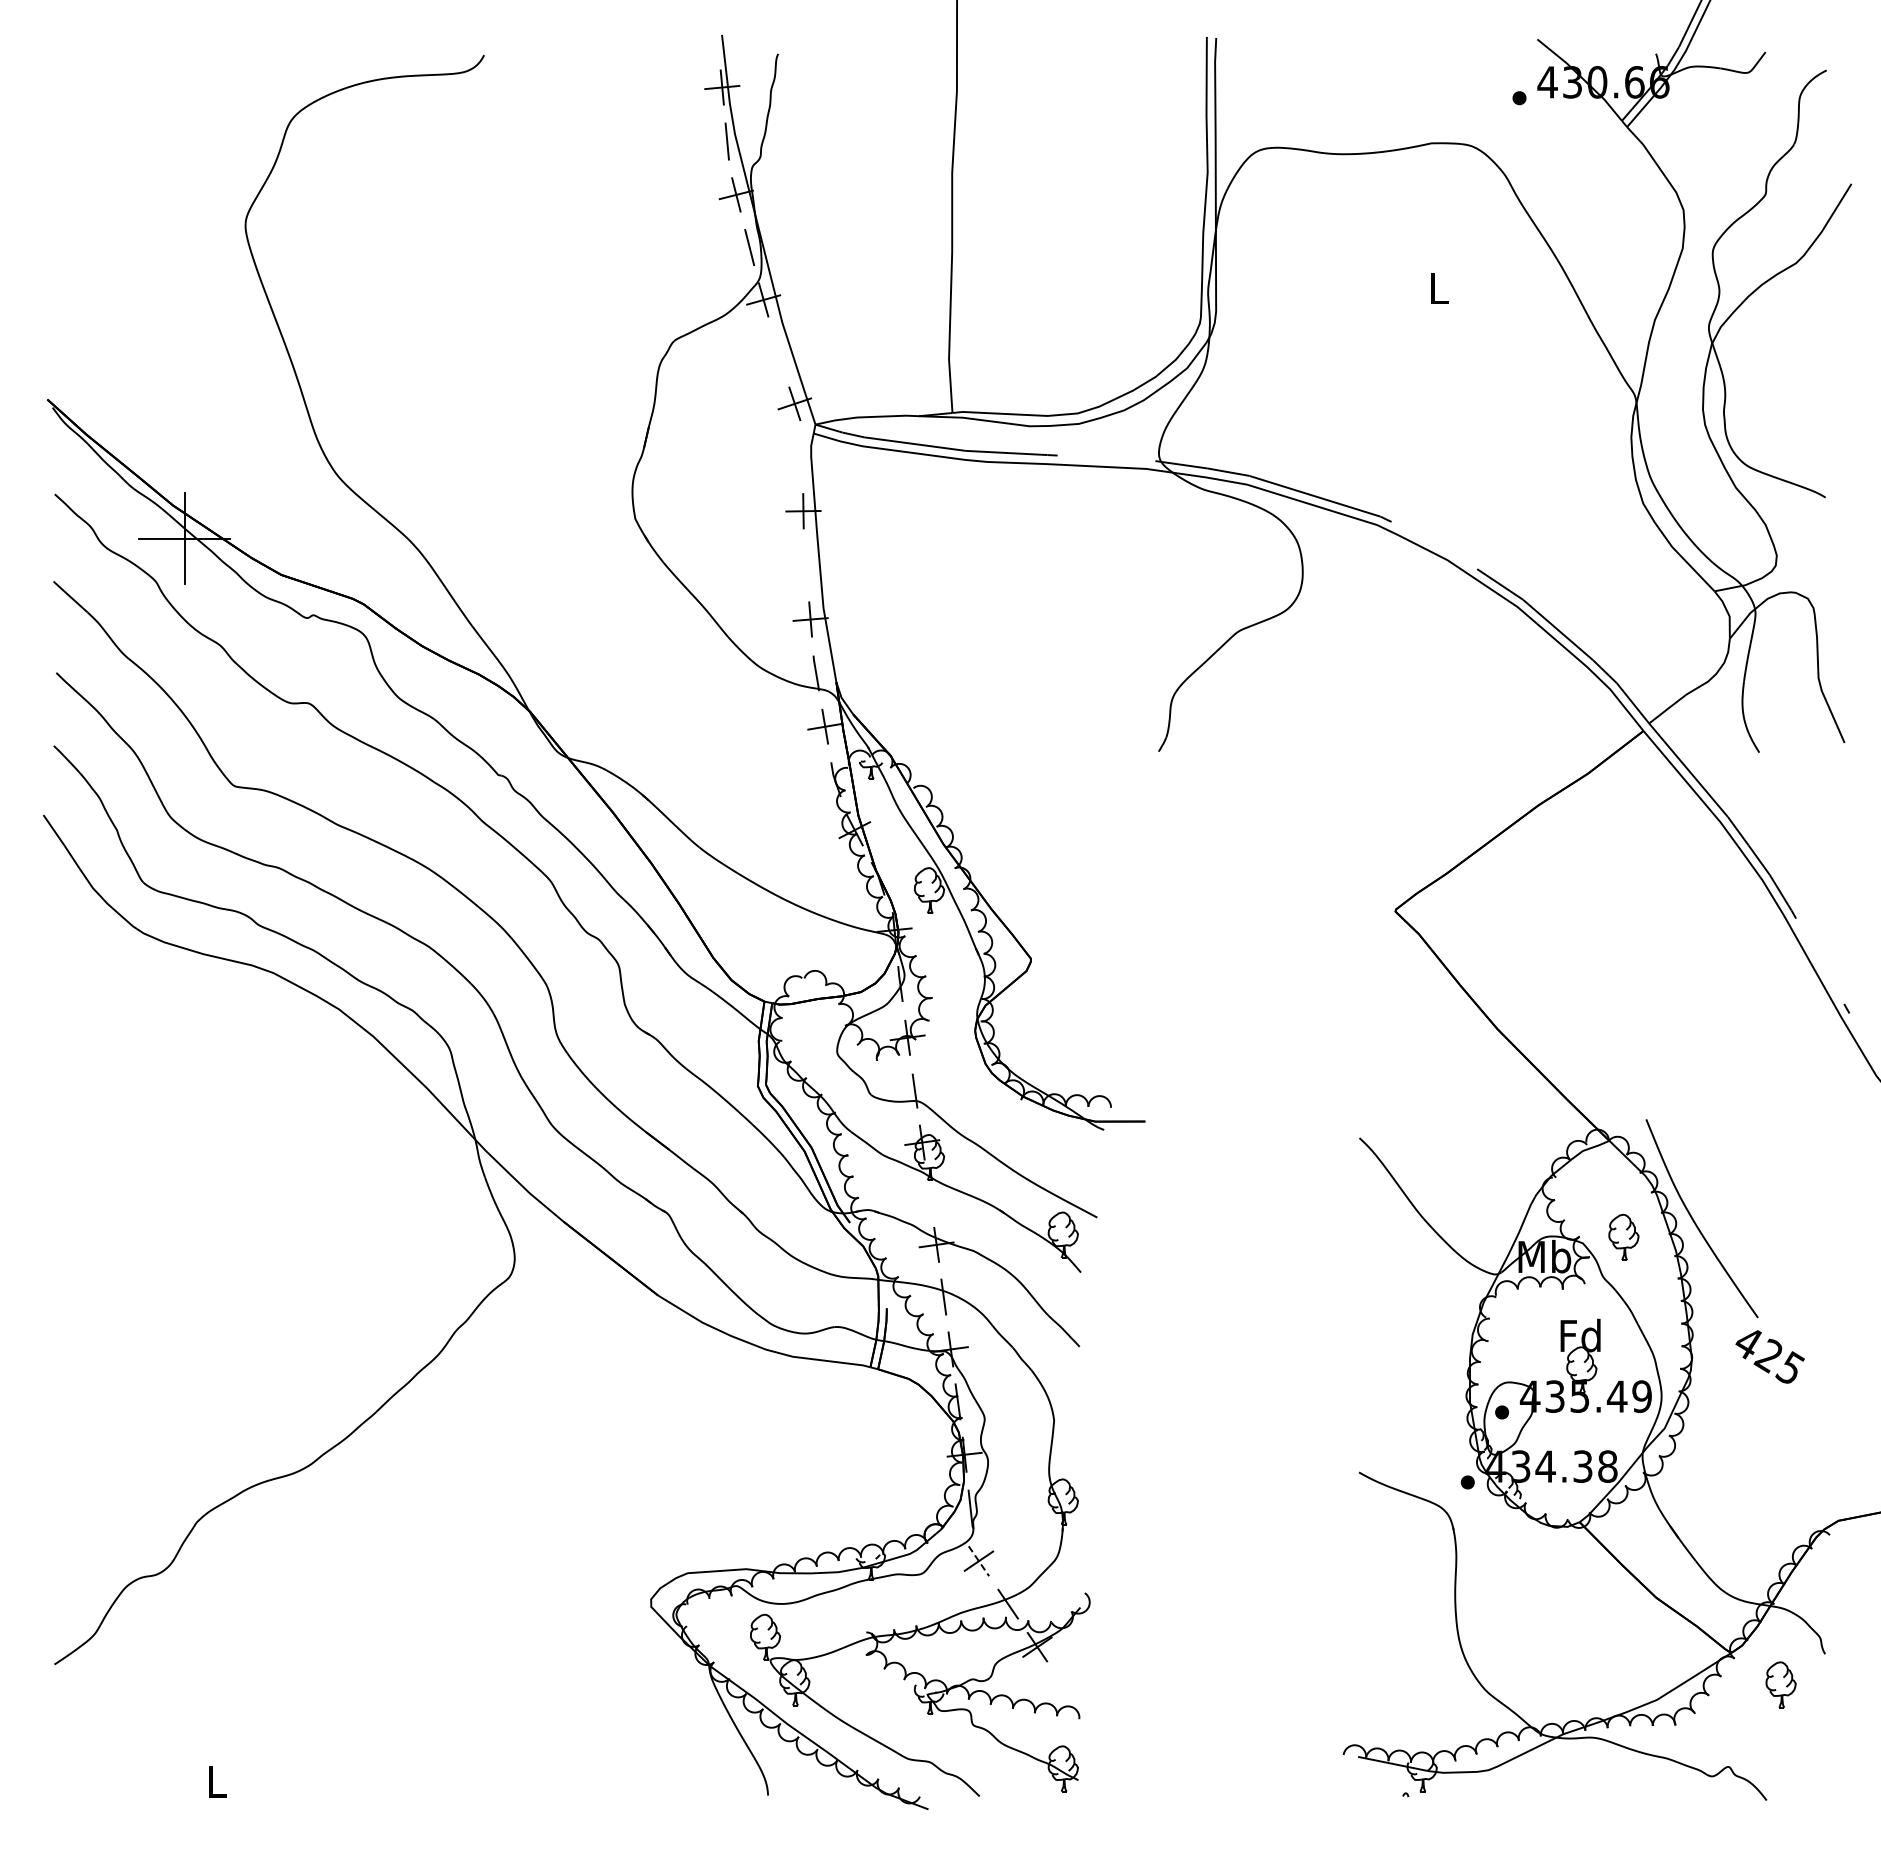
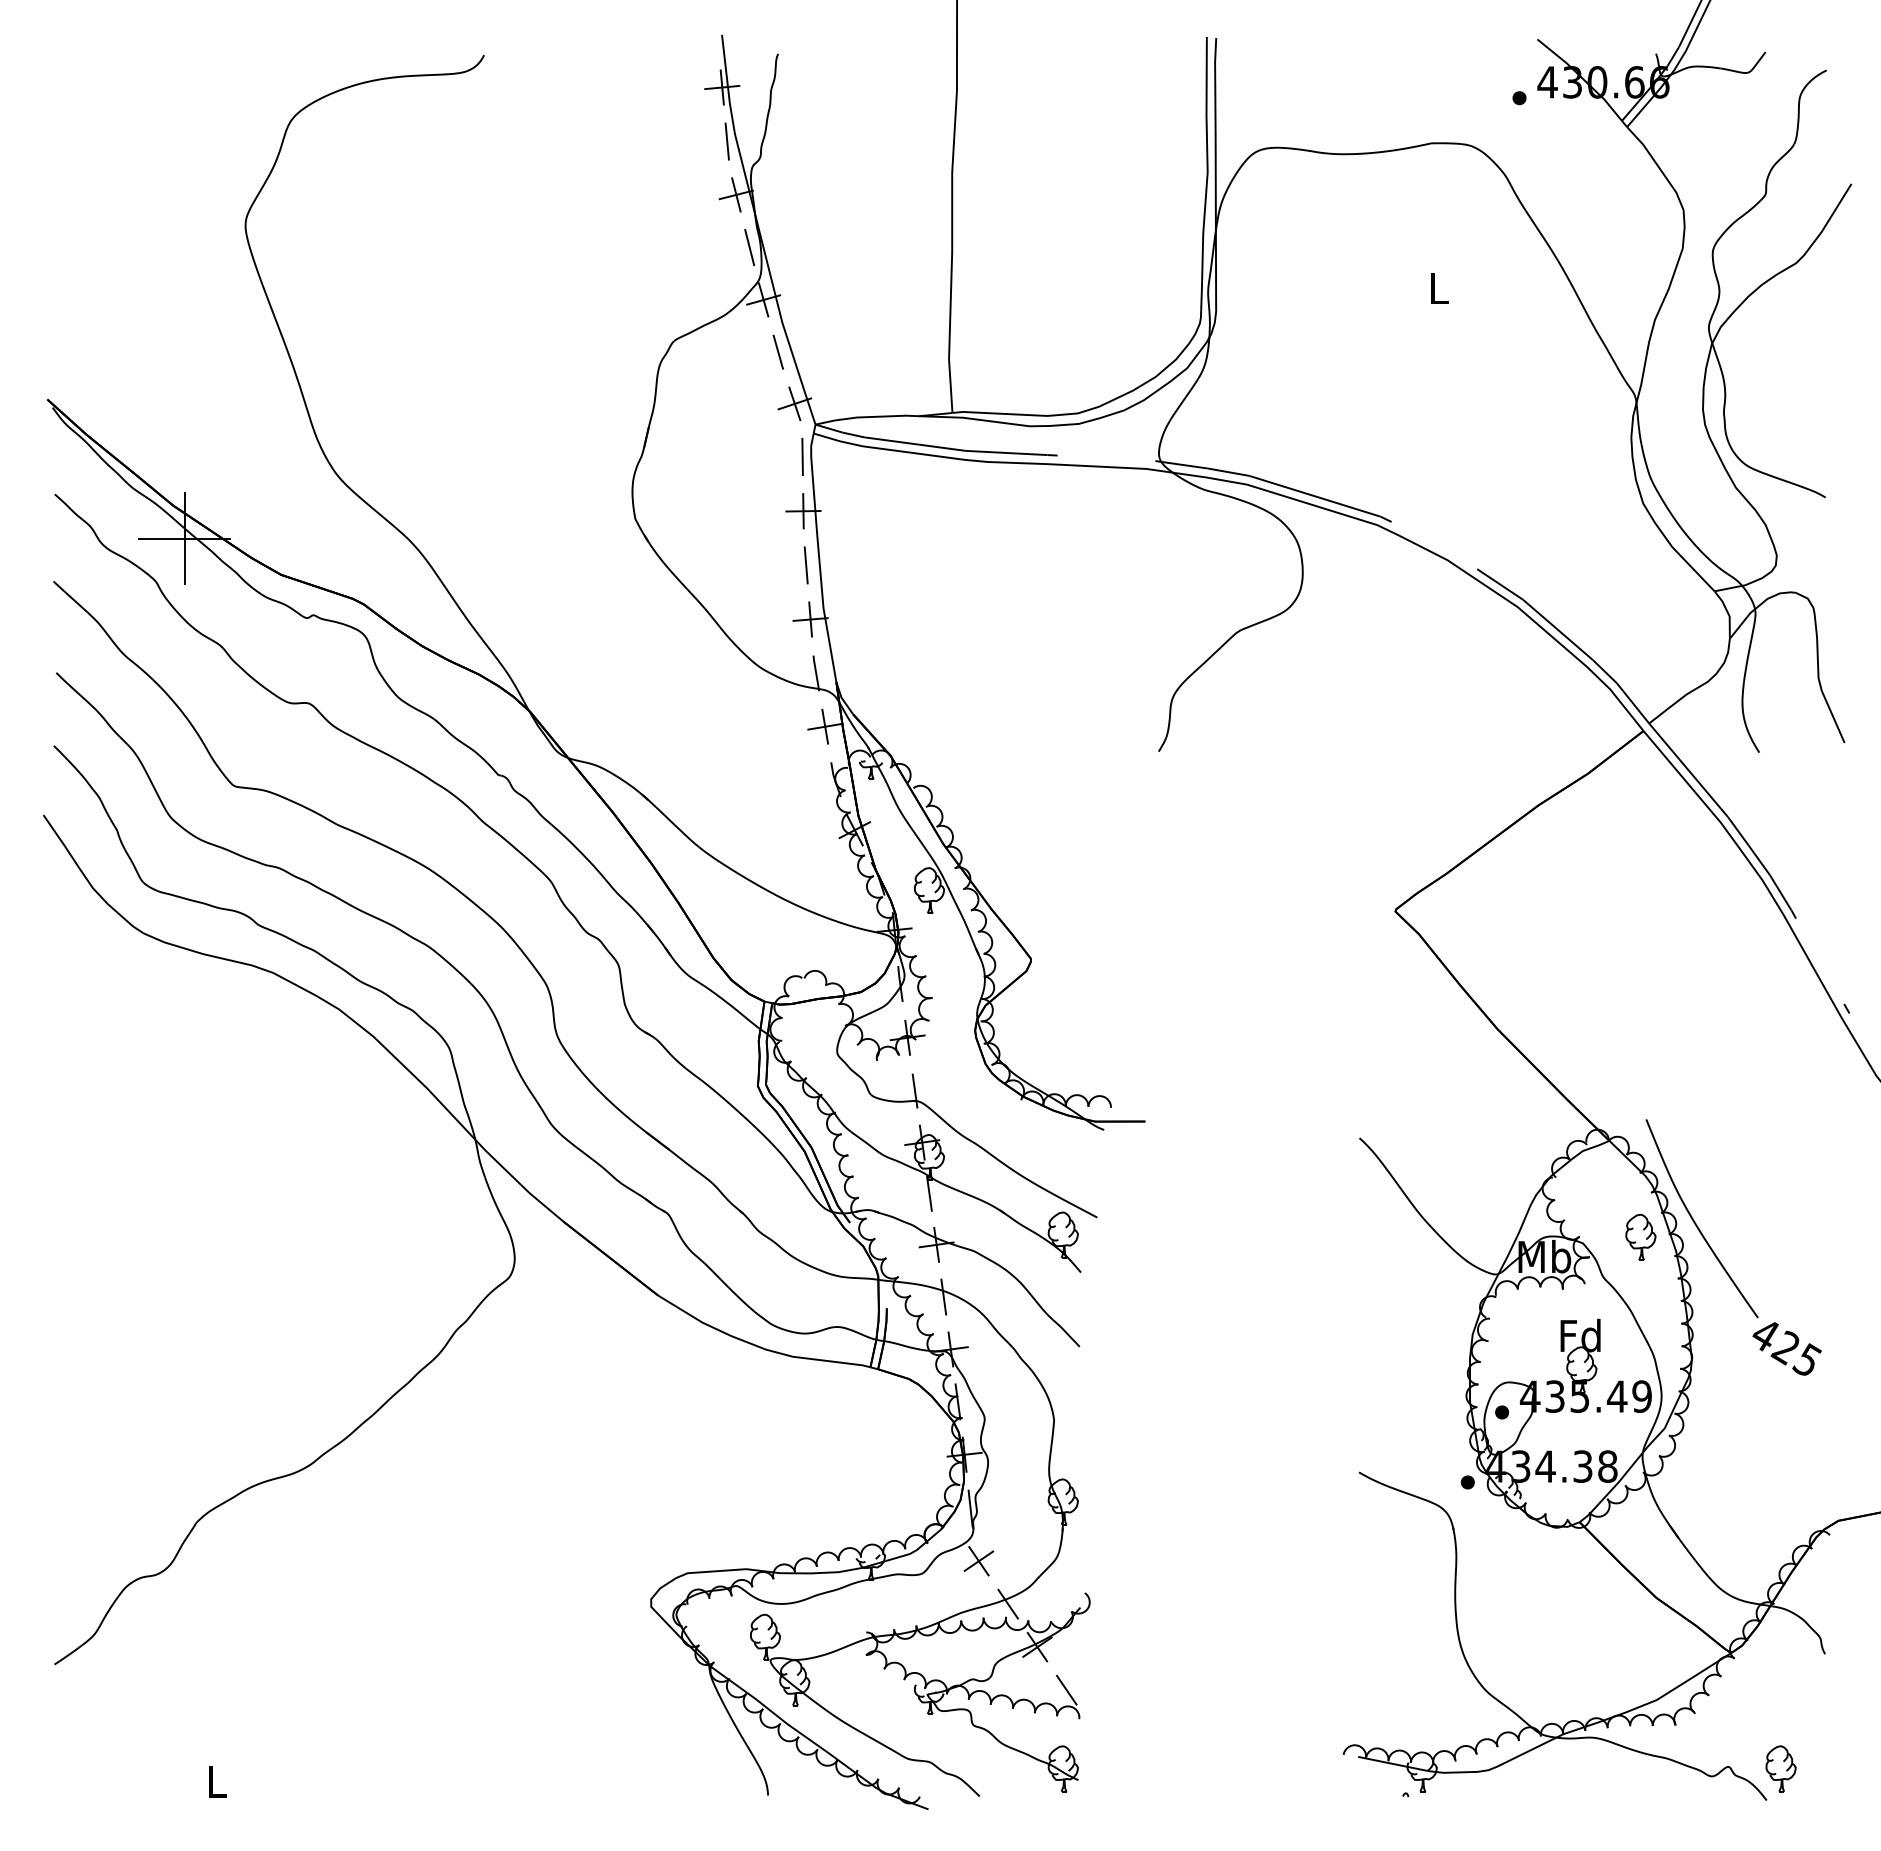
line: none -> present (777, 351)
line: none -> present (802, 456)
line: none -> present (805, 565)
line: none -> present (929, 1193)
part position: (1623, 1236) -> (1640, 1236) (1640, 1236)
text position: (1769, 1356) -> (1786, 1348) (1786, 1348)
line: dashed -> solid (978, 1561)
part position: (1780, 1684) -> (1780, 1768) (1780, 1768)
line: none -> present (1066, 1689)
